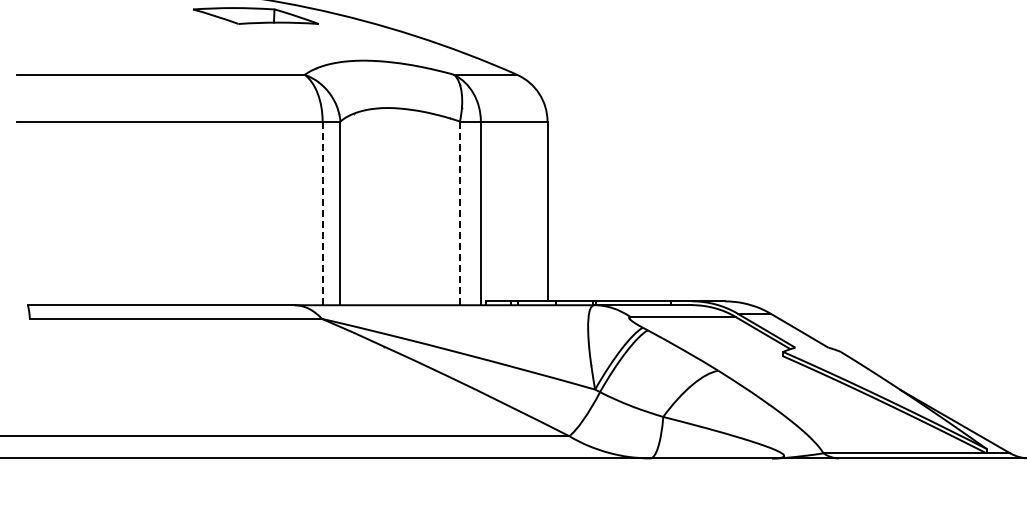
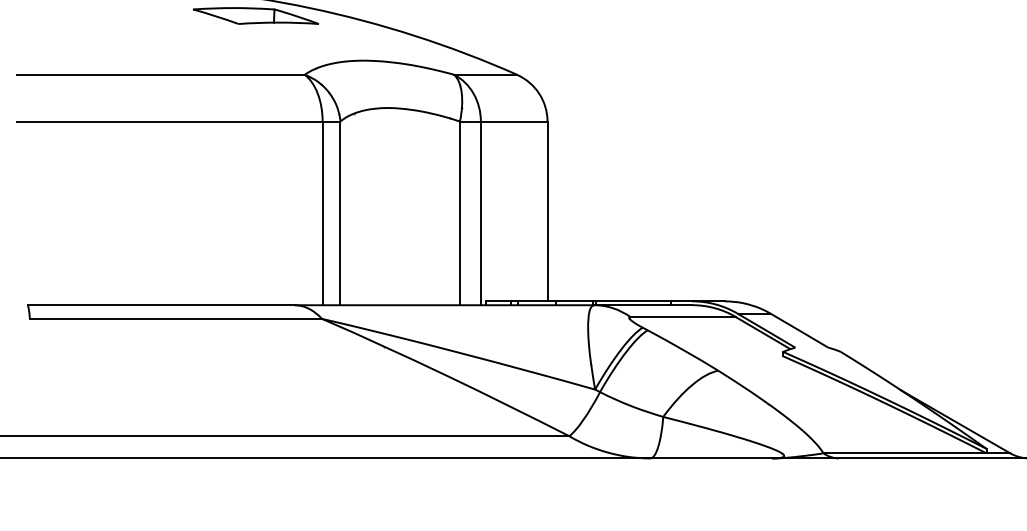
line: dashed -> solid (322, 213)
line: dashed -> solid (459, 213)
